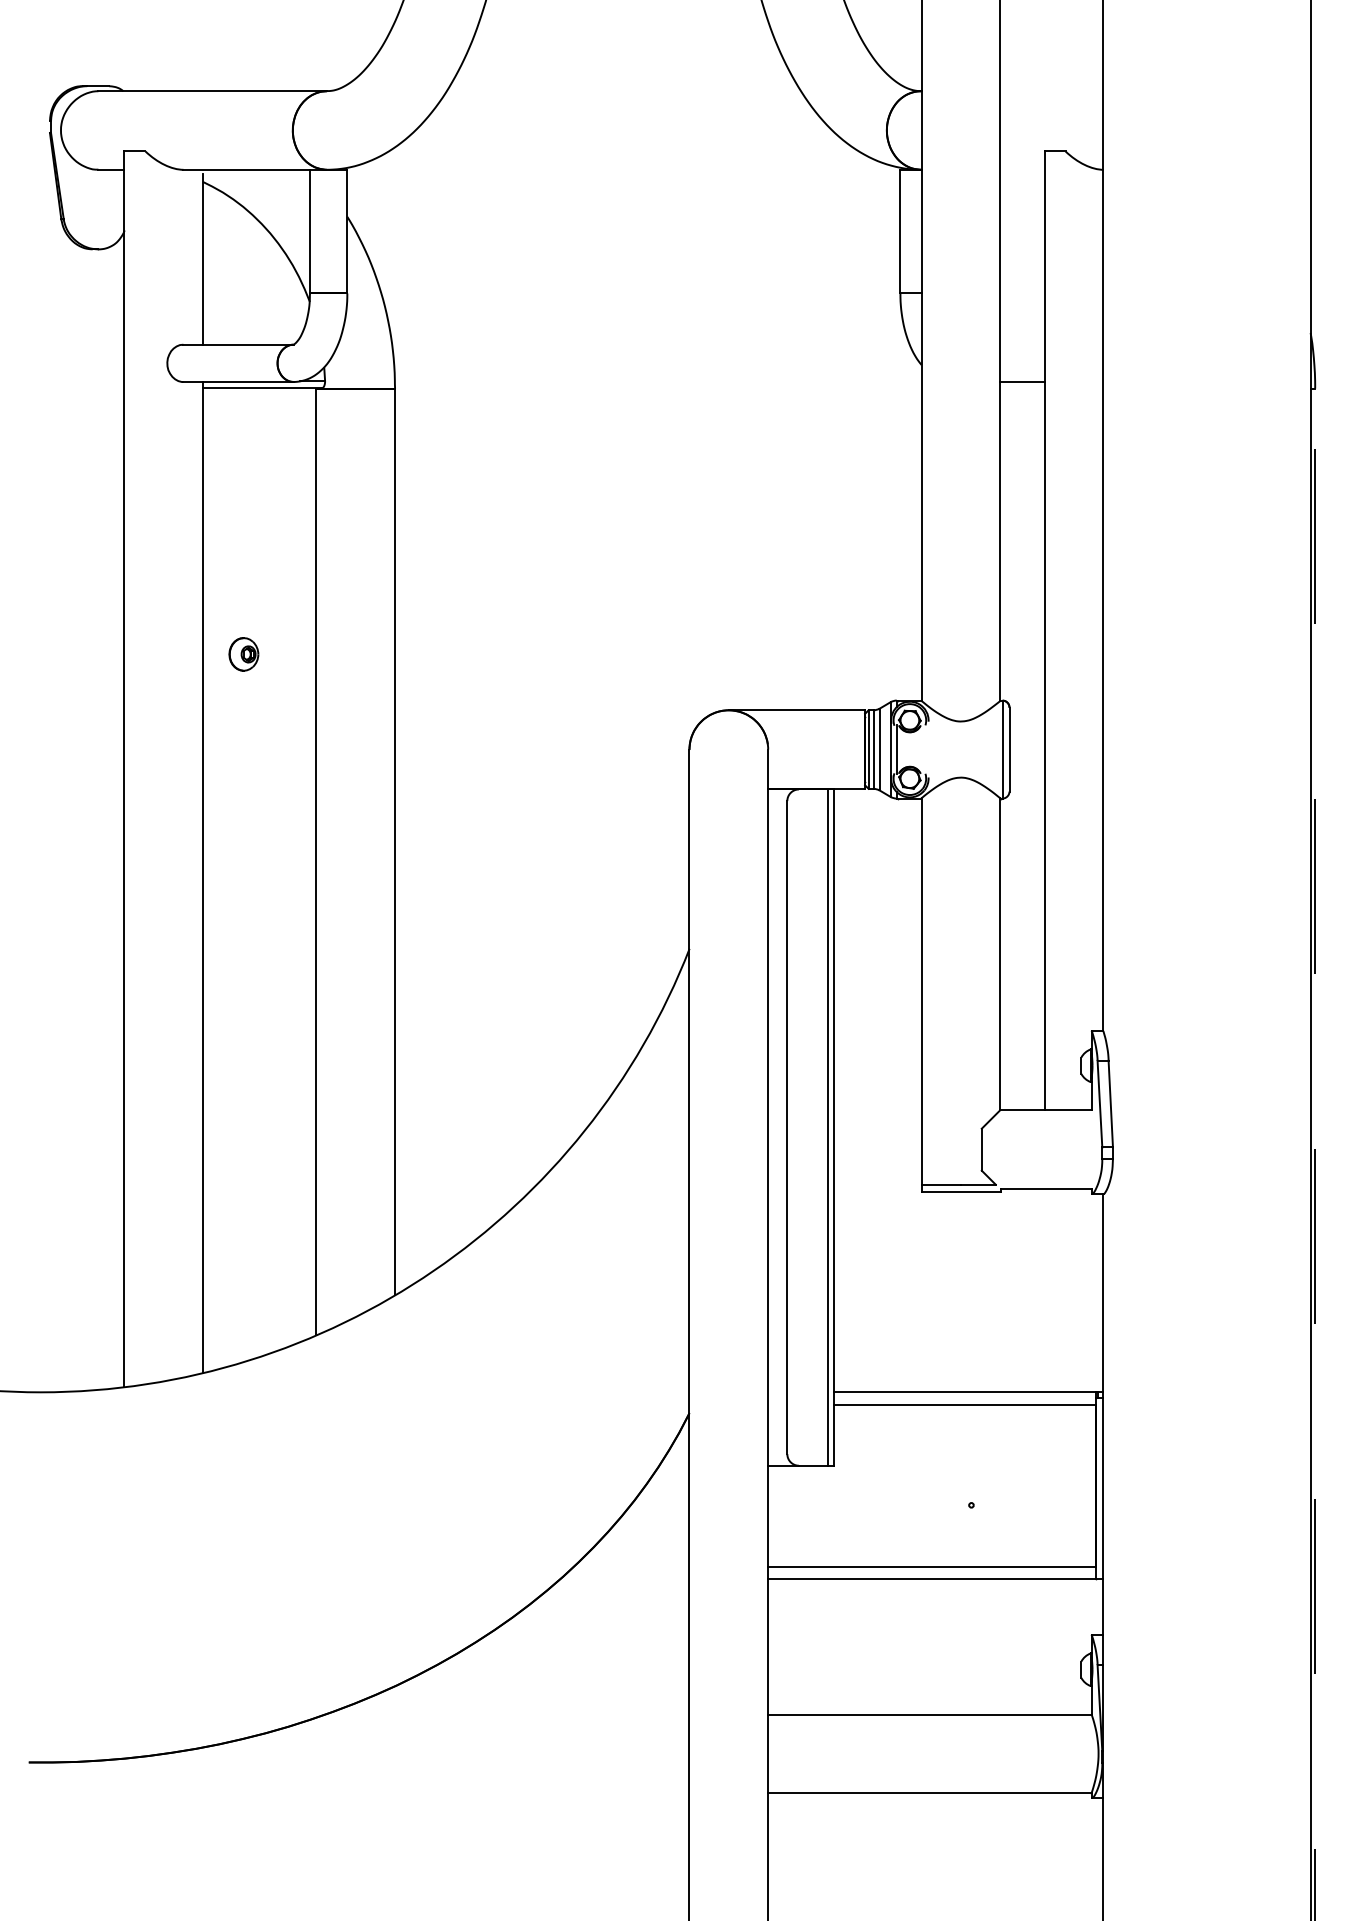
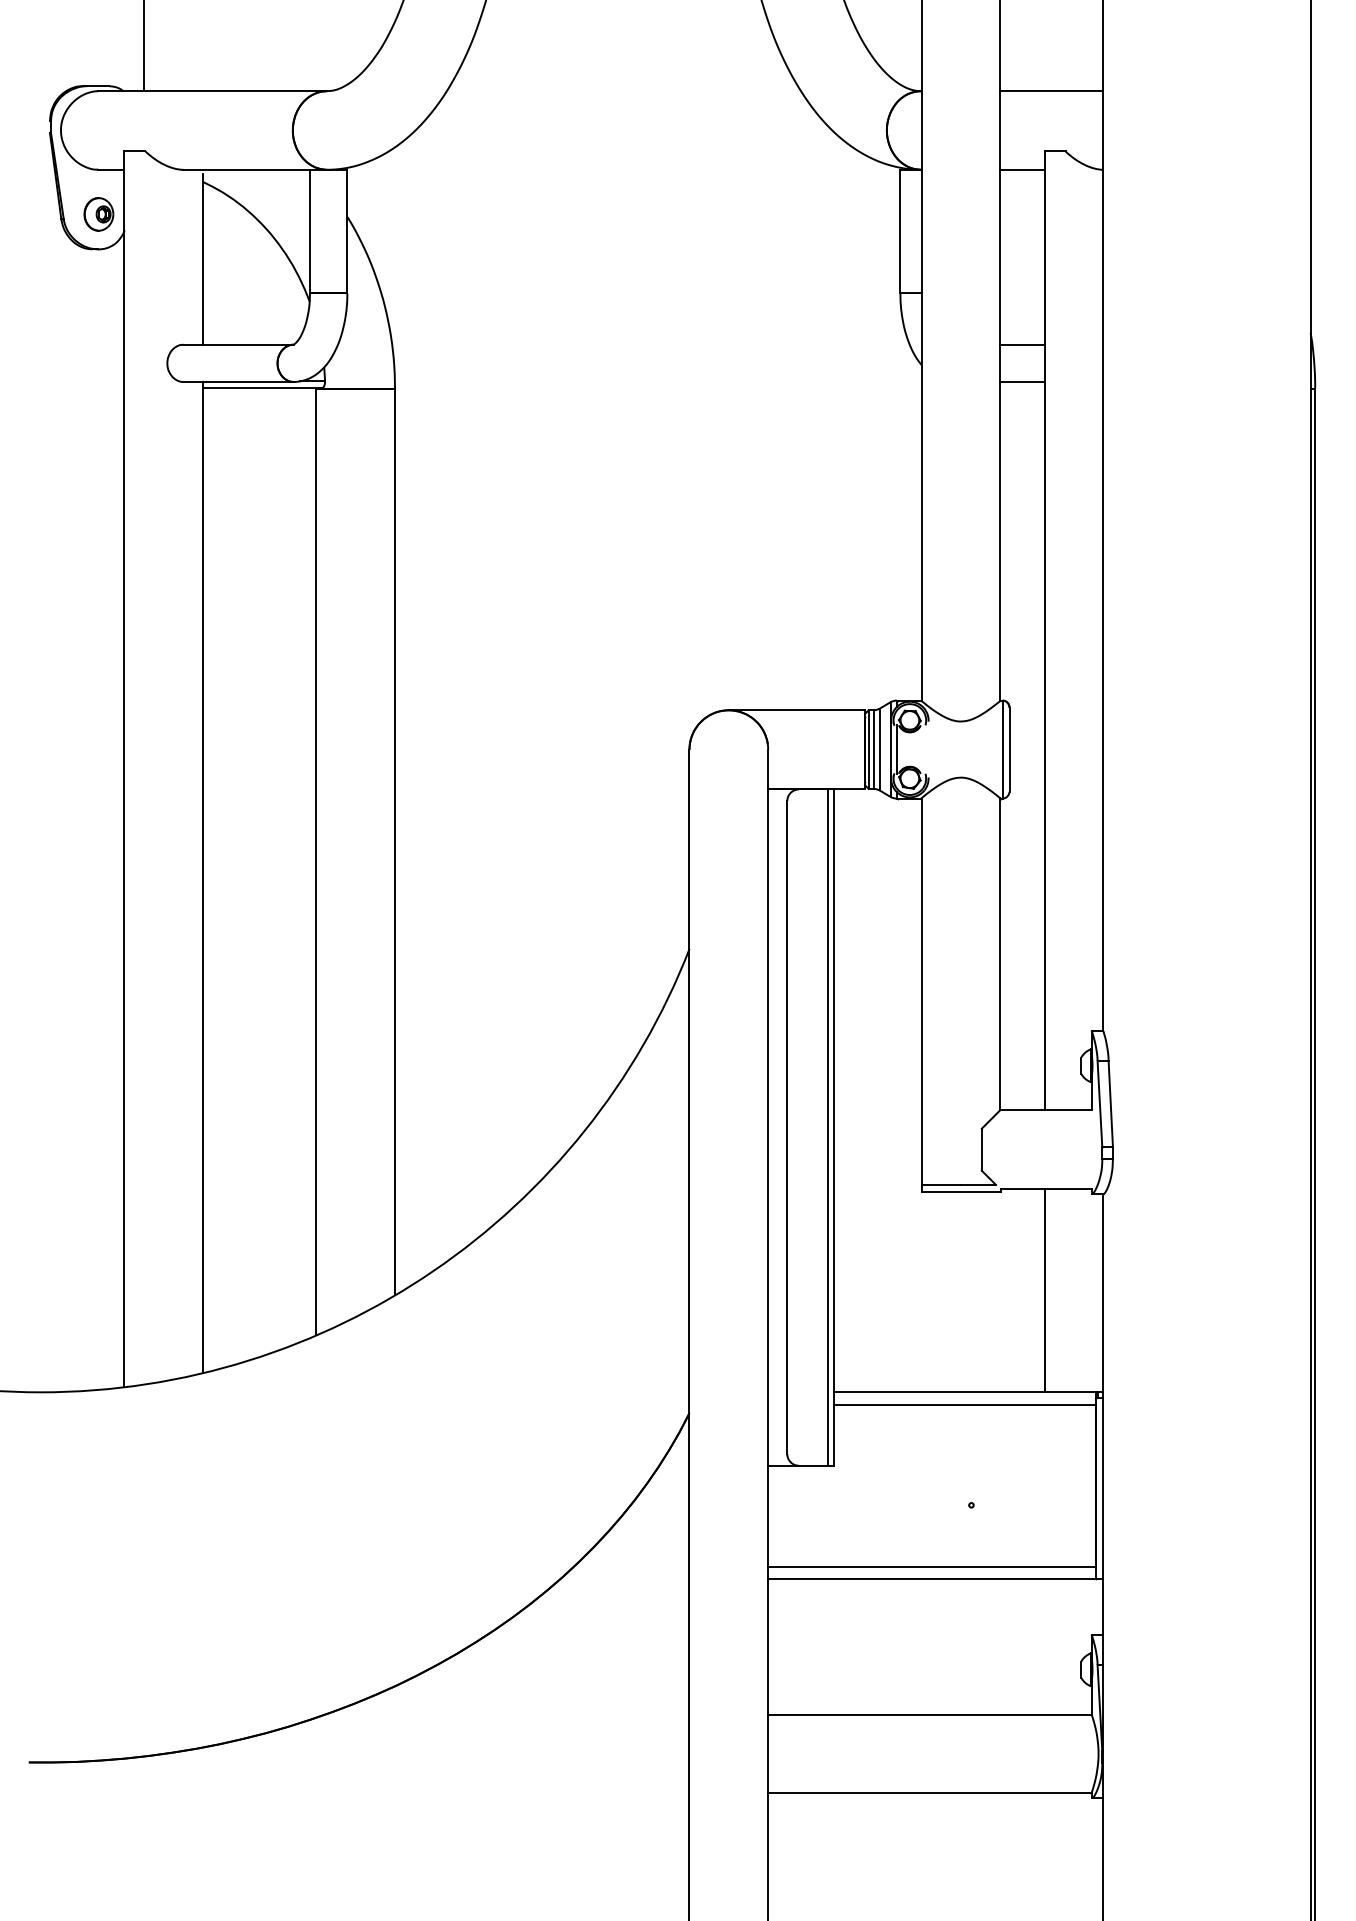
line: none -> present (144, 46)
line: none -> present (1051, 91)
line: none -> present (1022, 169)
line: none -> present (1022, 344)
part position: (243, 654) -> (98, 214) (98, 214)
line: dashed -> solid (1315, 1154)
line: none -> present (1044, 1290)
